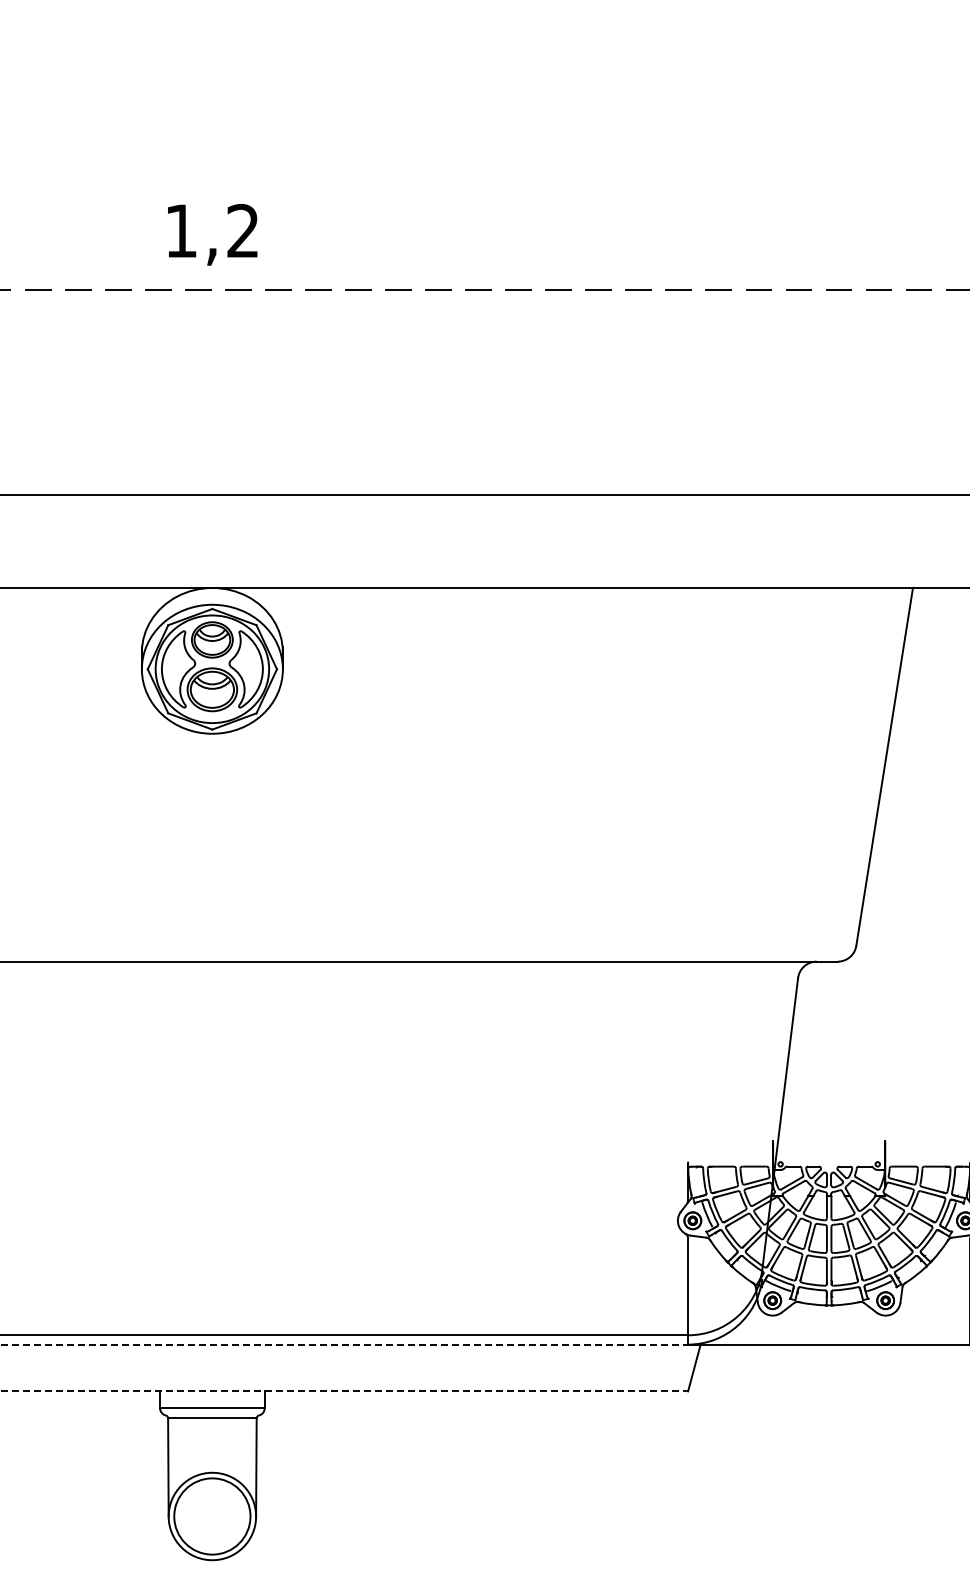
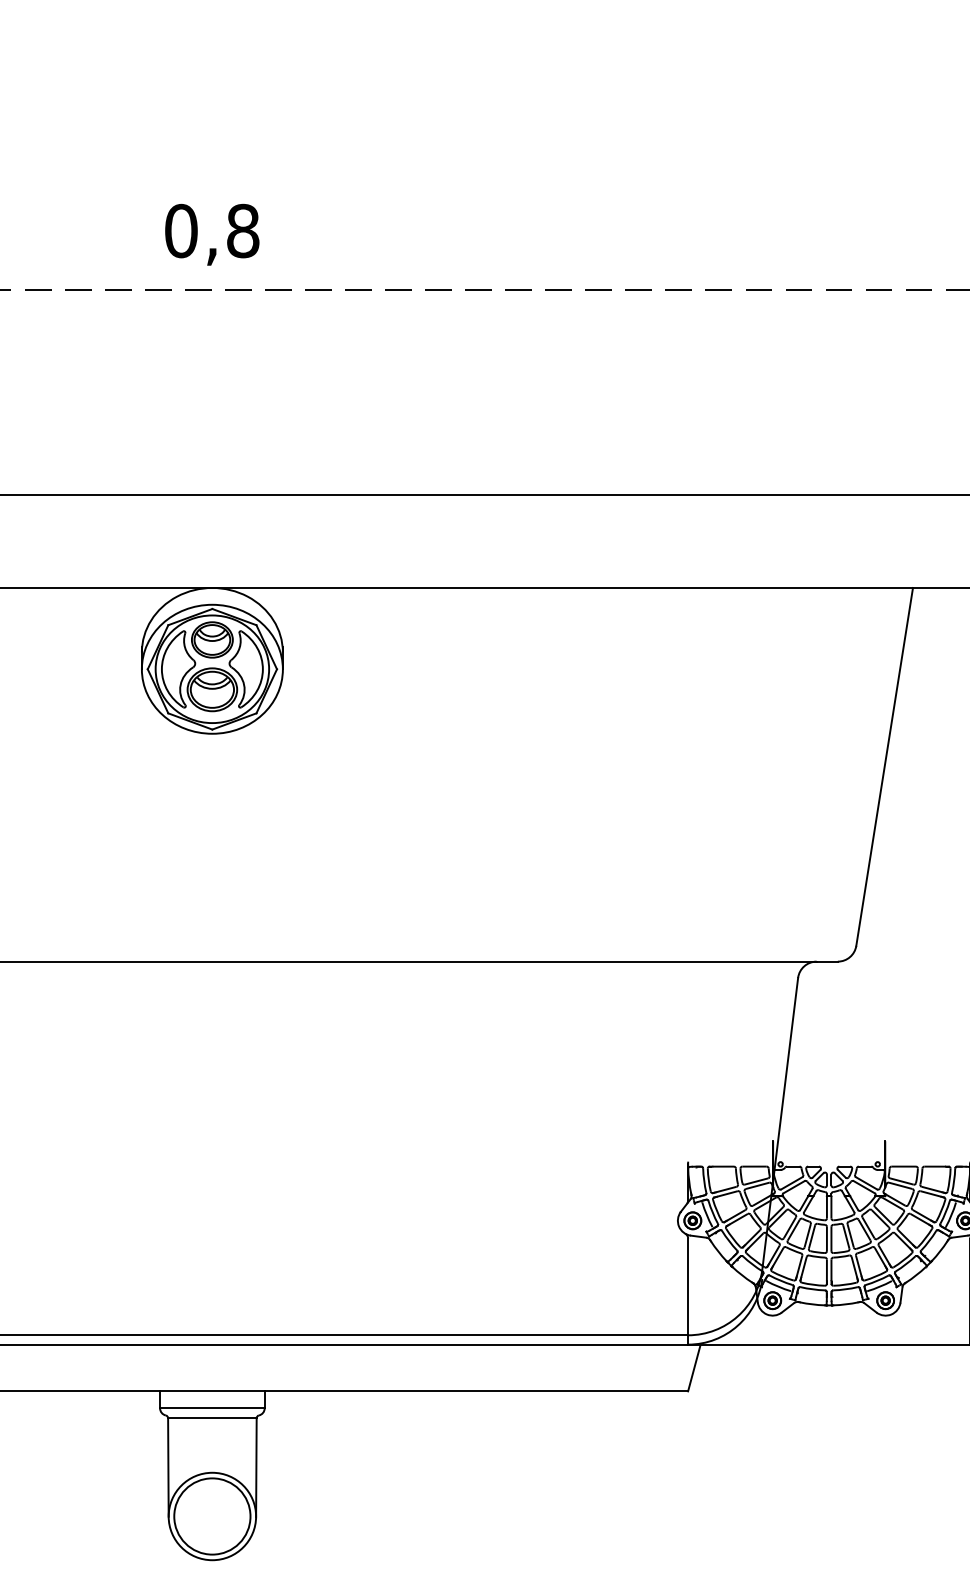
text: 1,2 -> 0,8 (212, 230)
line: dashed -> solid (344, 1344)
line: dashed -> solid (344, 1391)
